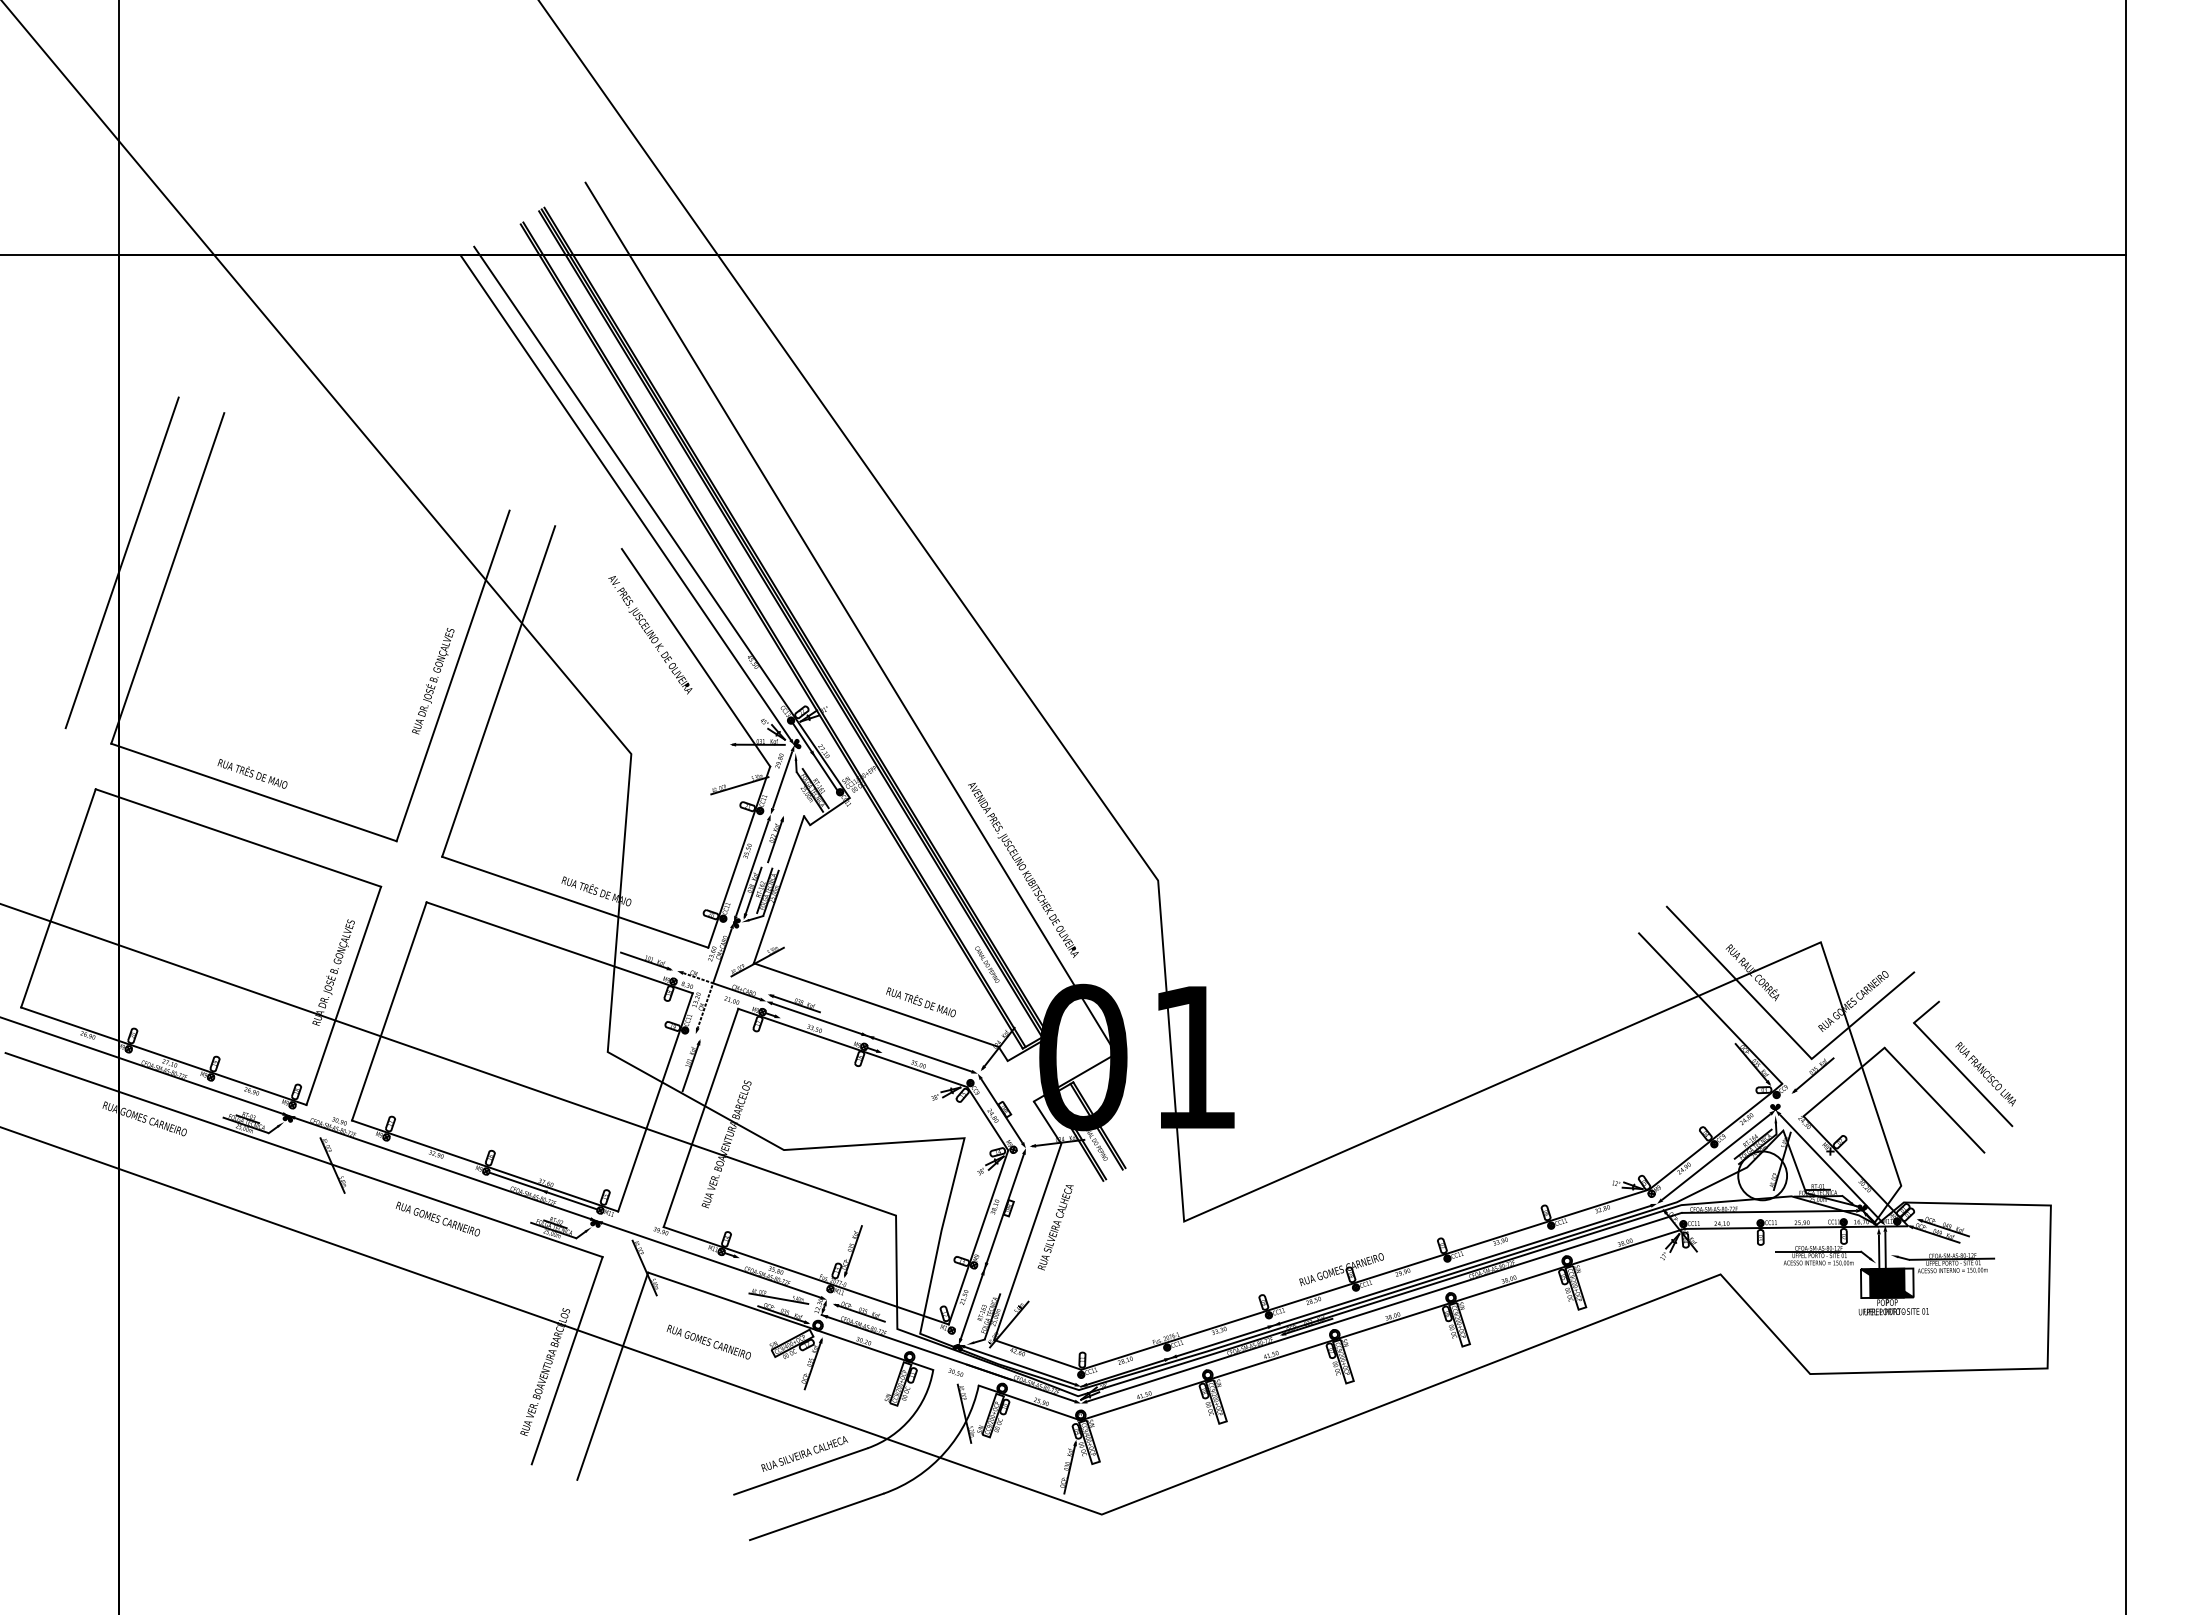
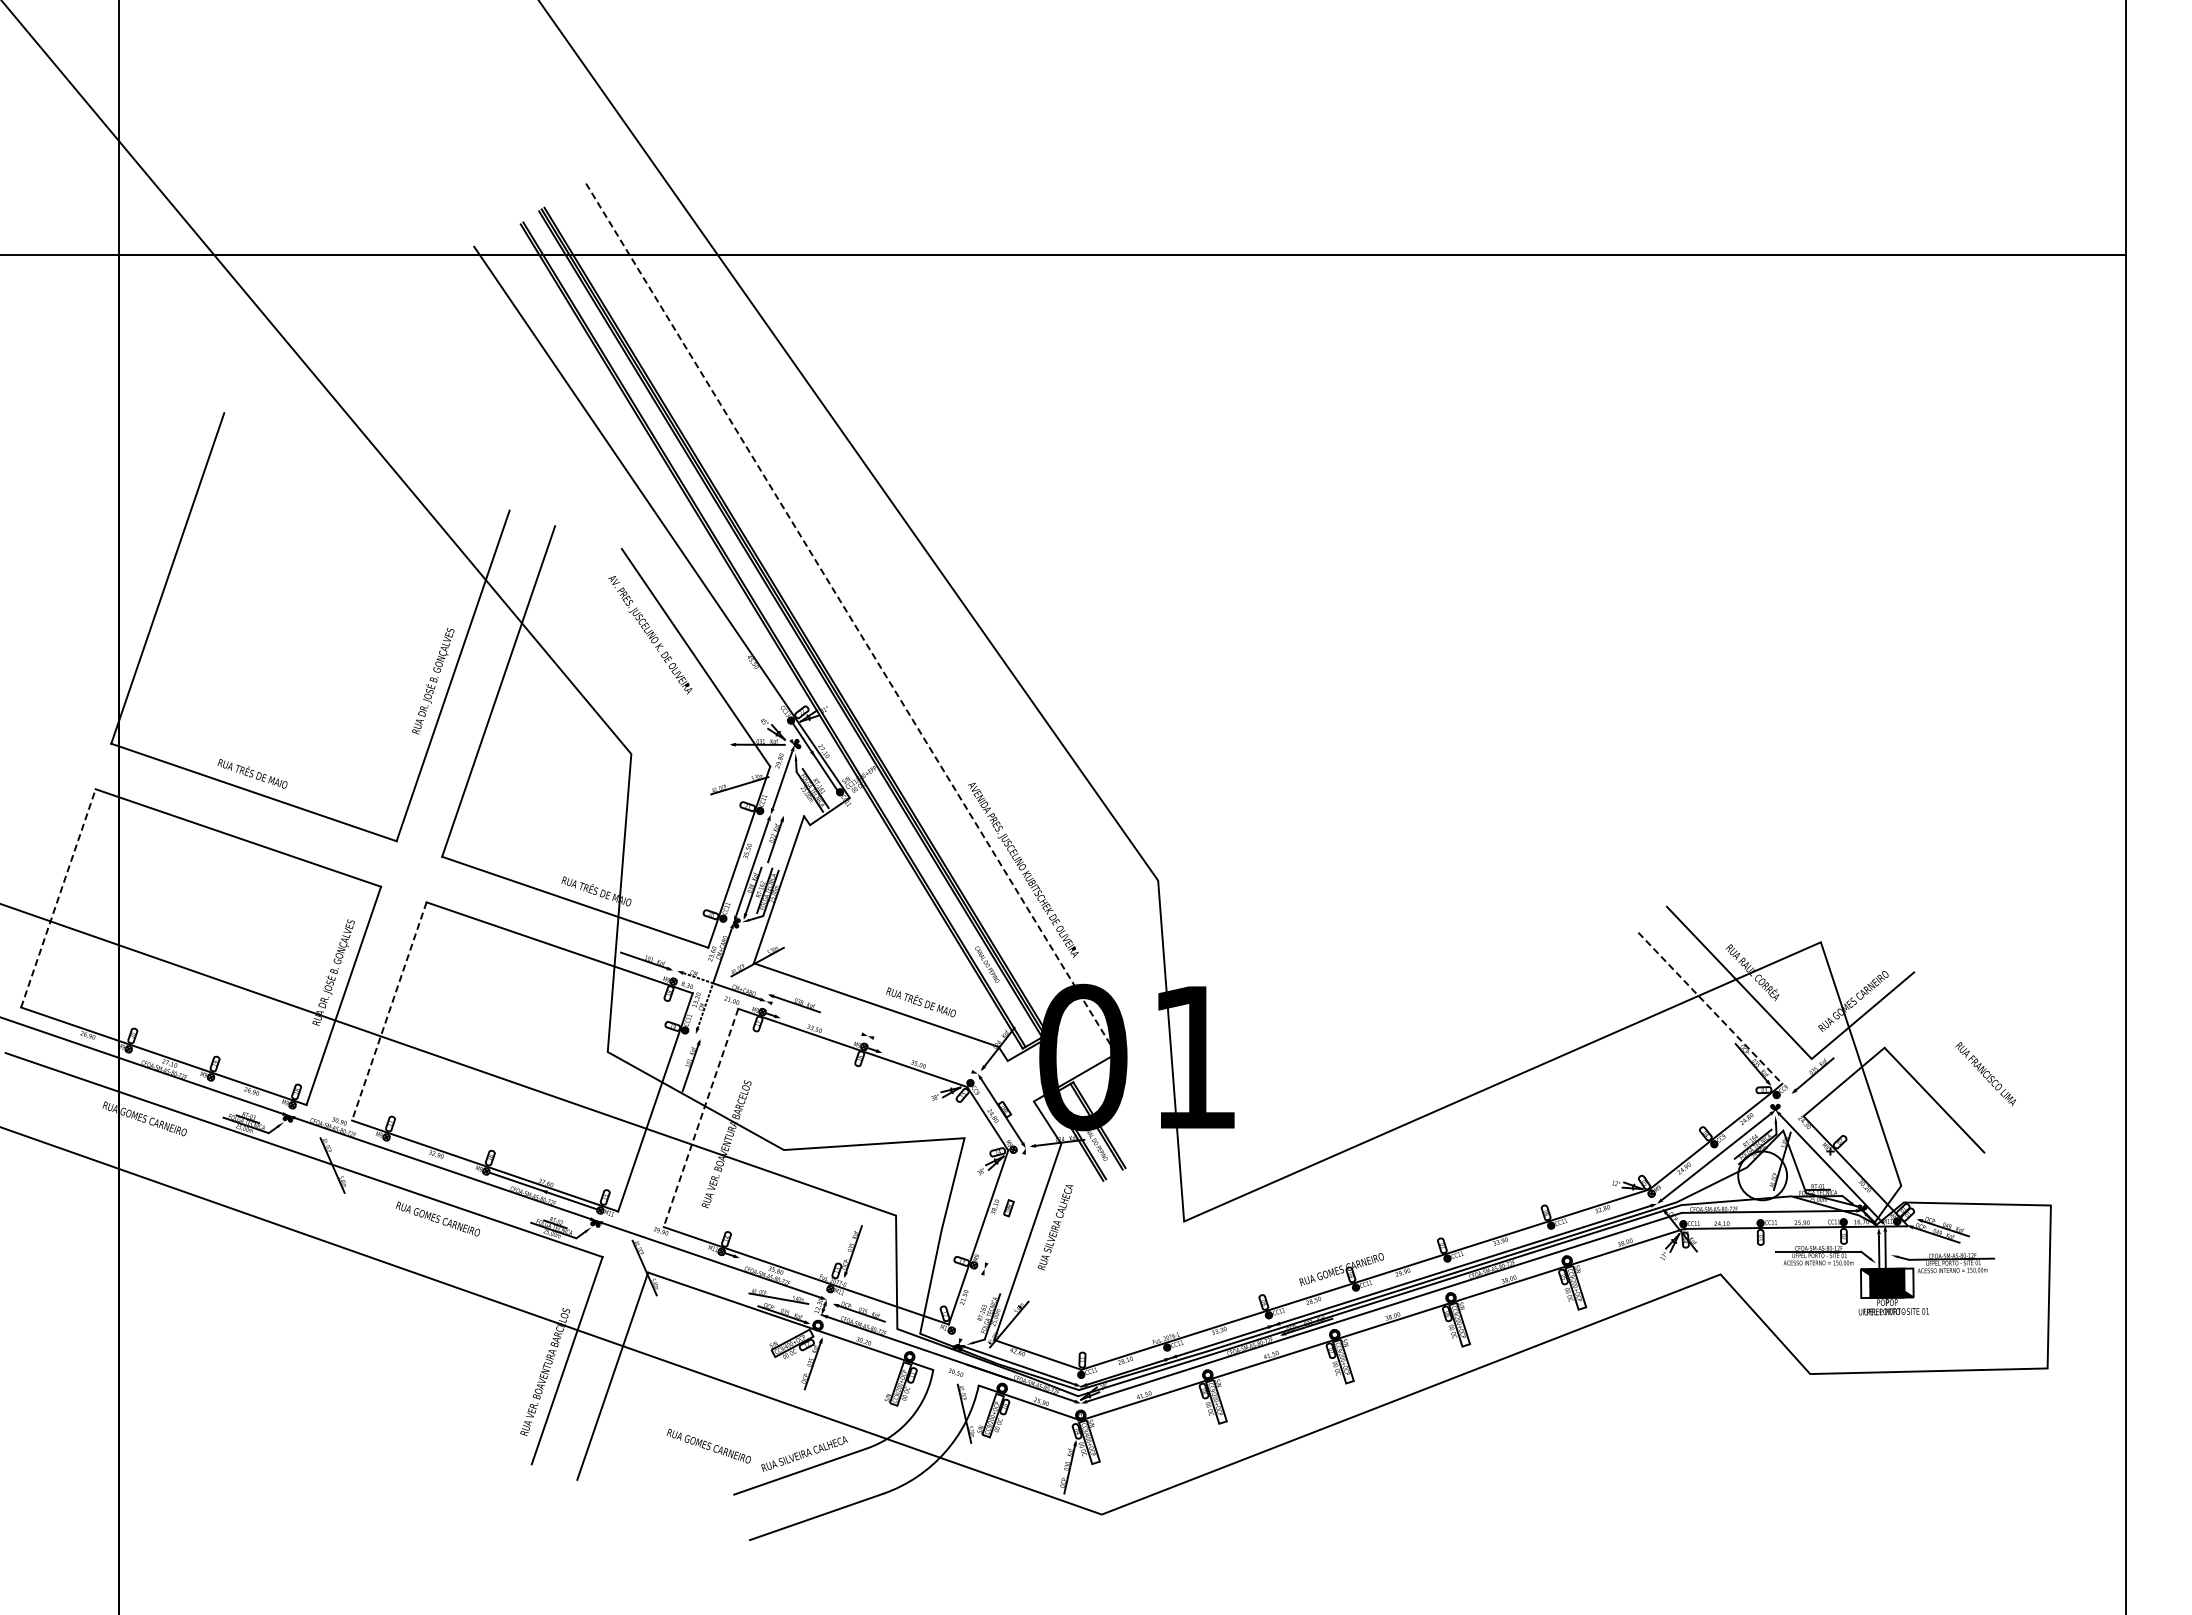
line: present -> none (625, 497)
line: present -> none (121, 562)
line: solid -> dashed (850, 618)
line: solid -> dashed (58, 897)
line: solid -> dashed (1710, 1008)
line: solid -> dashed (389, 1011)
line: present -> none (871, 1037)
part: present -> none (1958, 1068)
line: solid -> dashed (700, 1118)
line: present -> none (991, 1246)
text position: (708, 1341) -> (708, 1445) (708, 1445)
